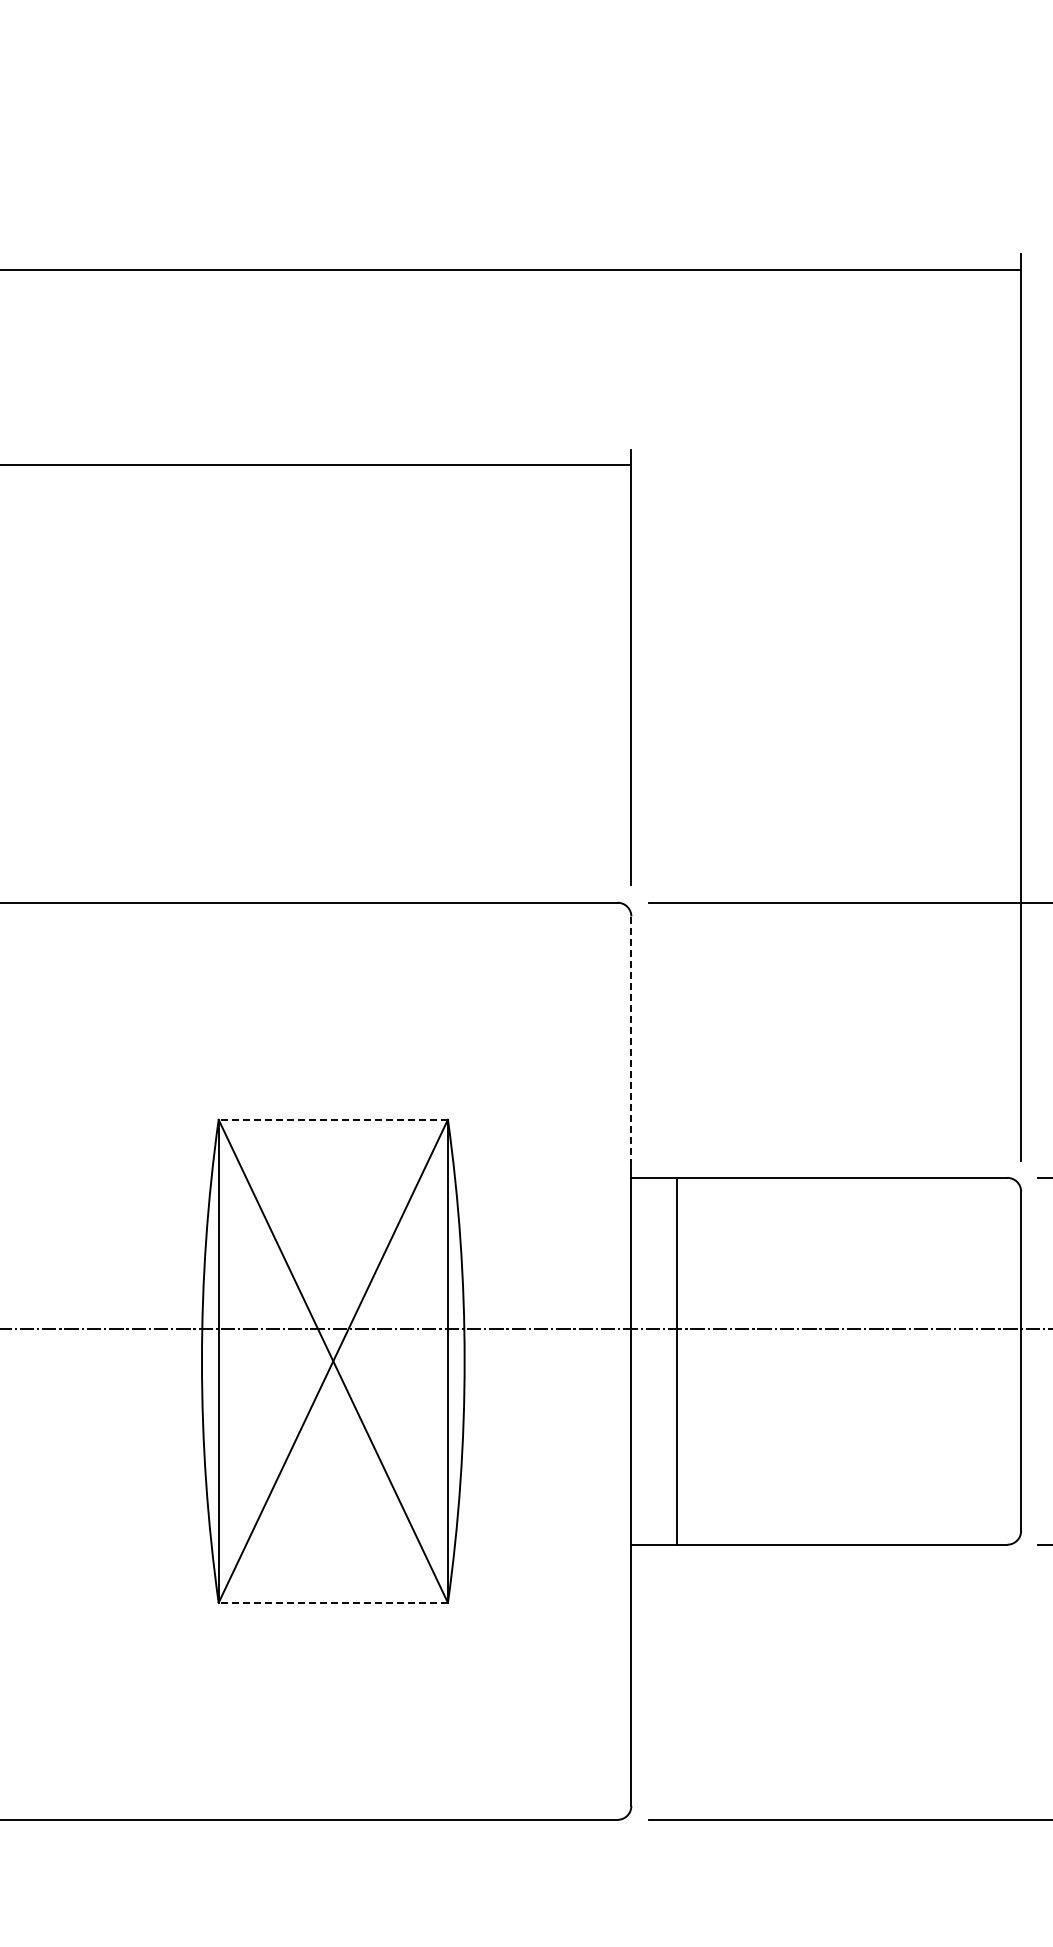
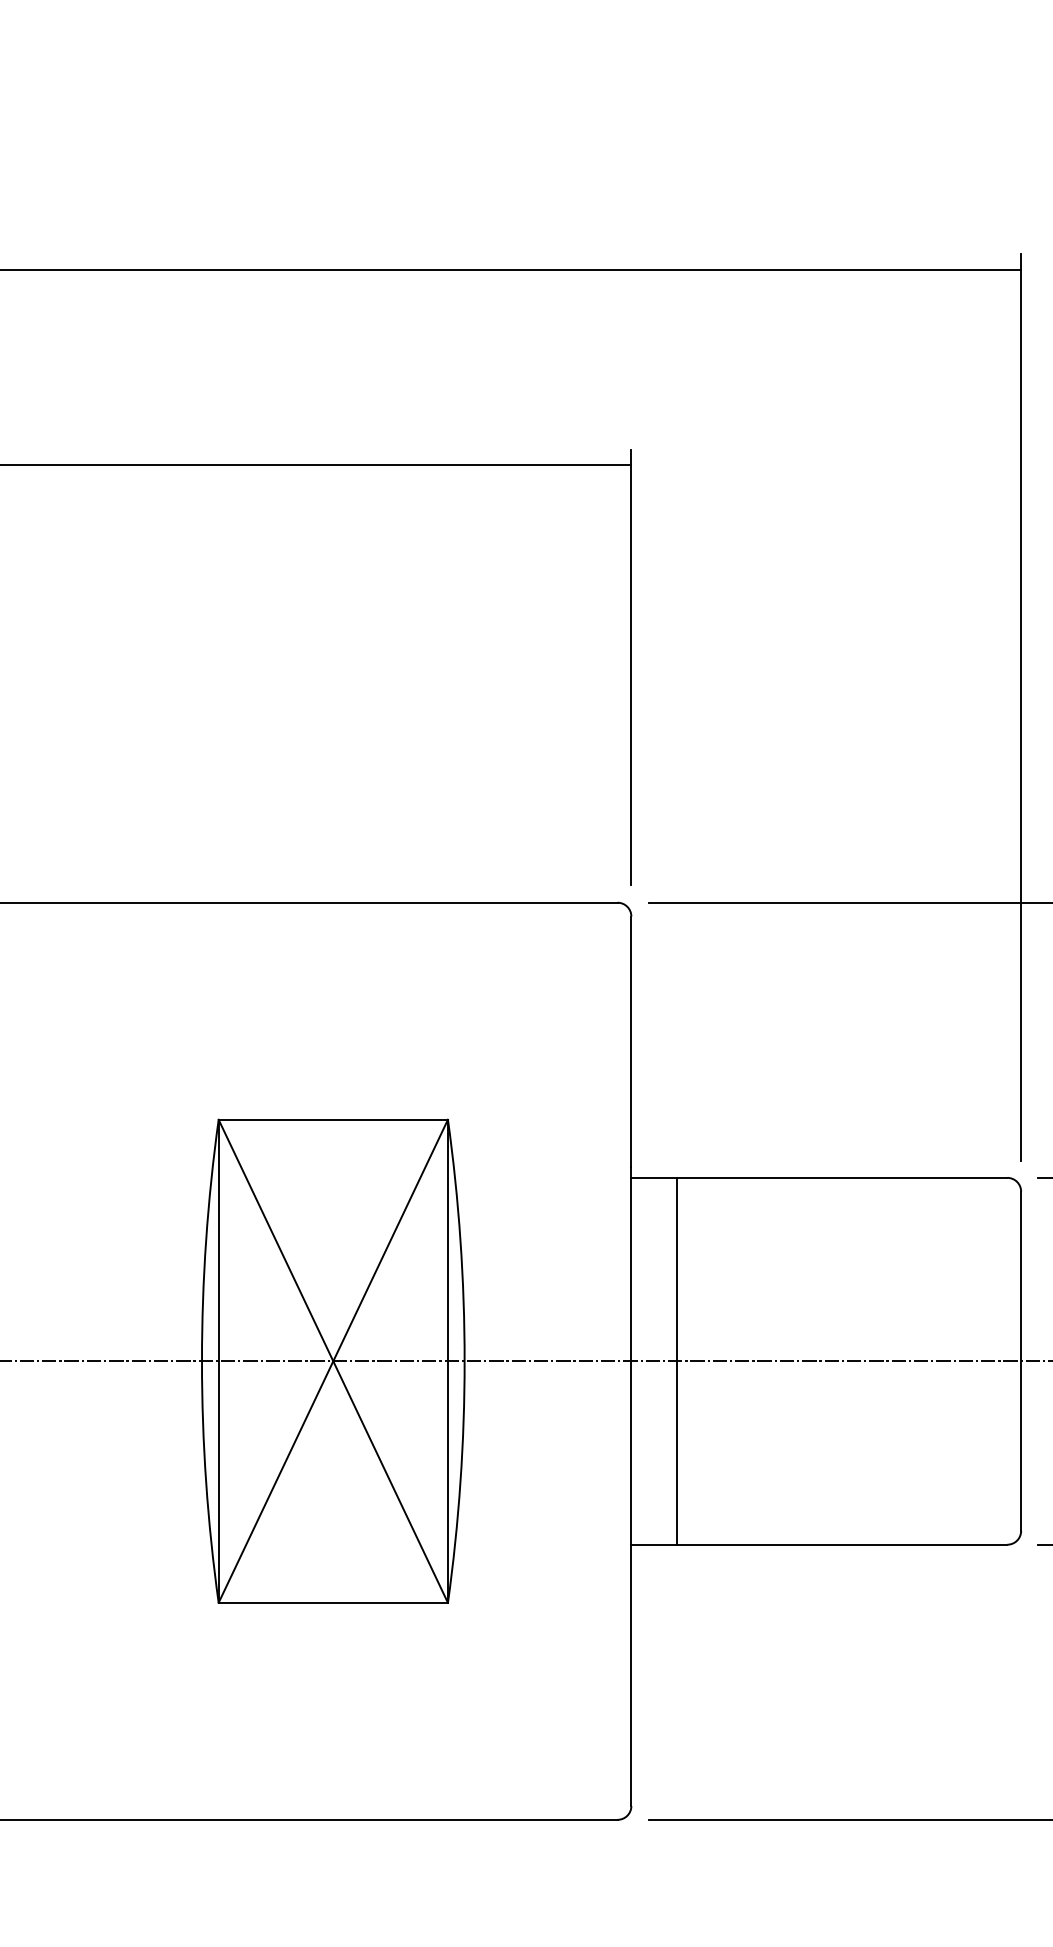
line: dashed -> solid (631, 1042)
line: dashed -> solid (333, 1119)
line position: (525, 1329) -> (525, 1361) (525, 1361)
line: dashed -> solid (333, 1602)
